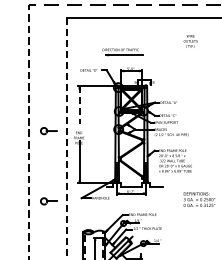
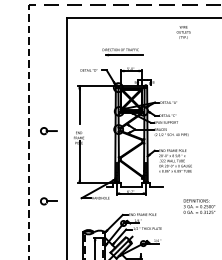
text position: (190, 41) -> (183, 32) (183, 32)
line: dashed -> solid (79, 105)
line: dashed -> solid (67, 138)
text position: (199, 199) -> (199, 206) (199, 206)
